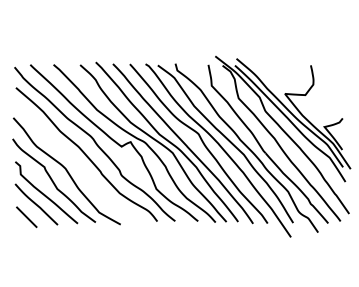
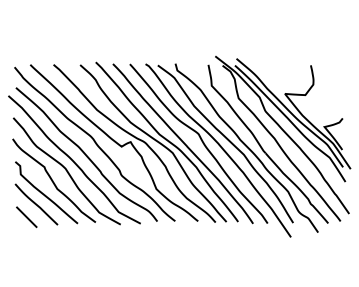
curve: none -> present (73, 160)
